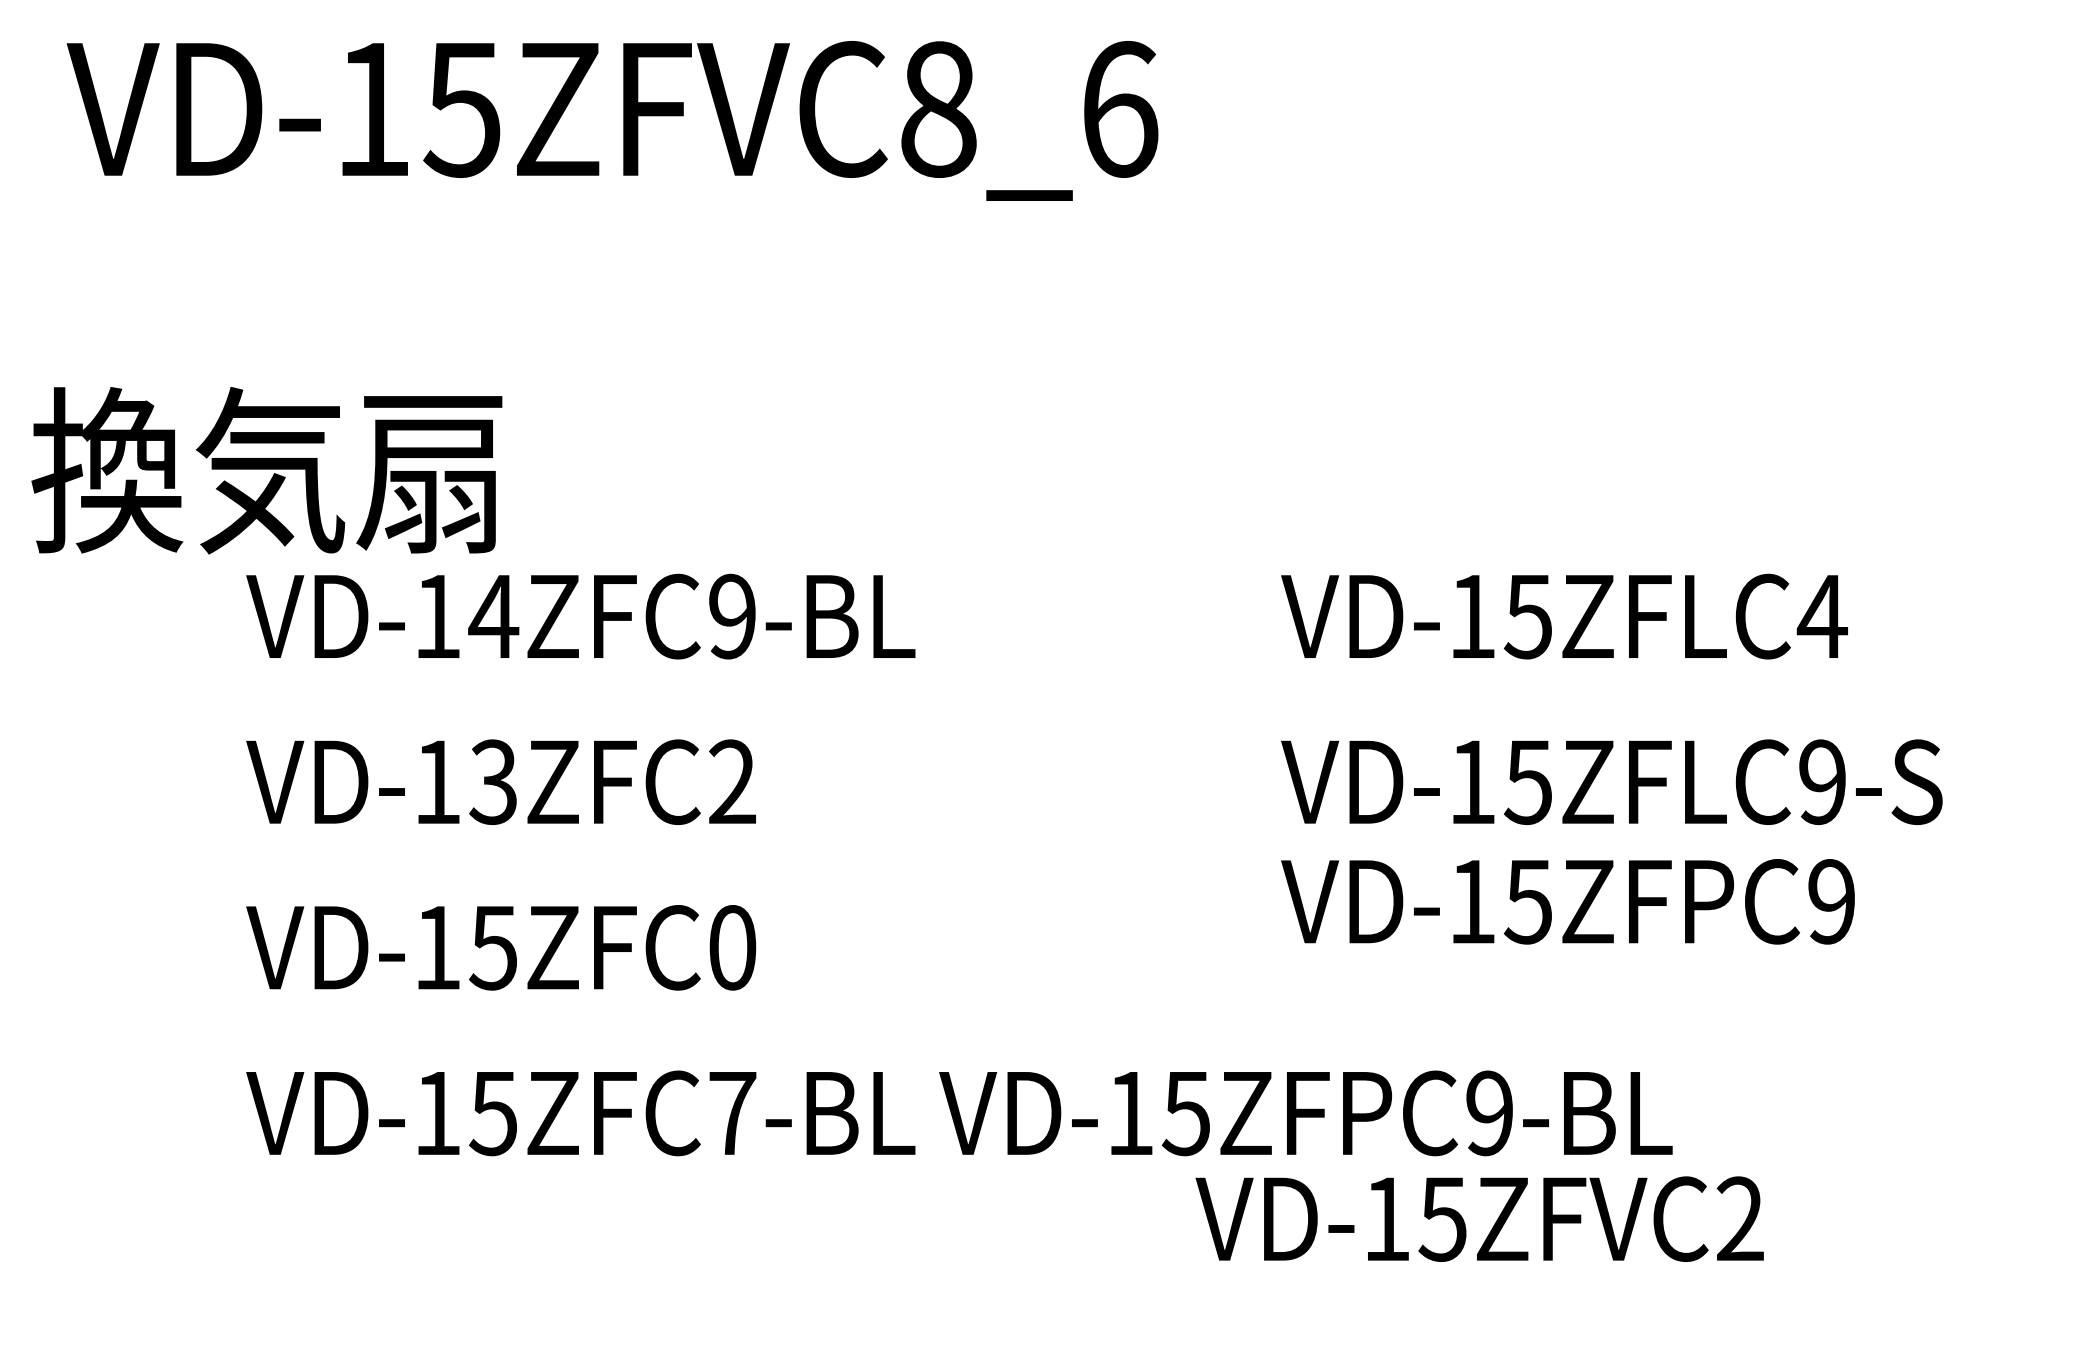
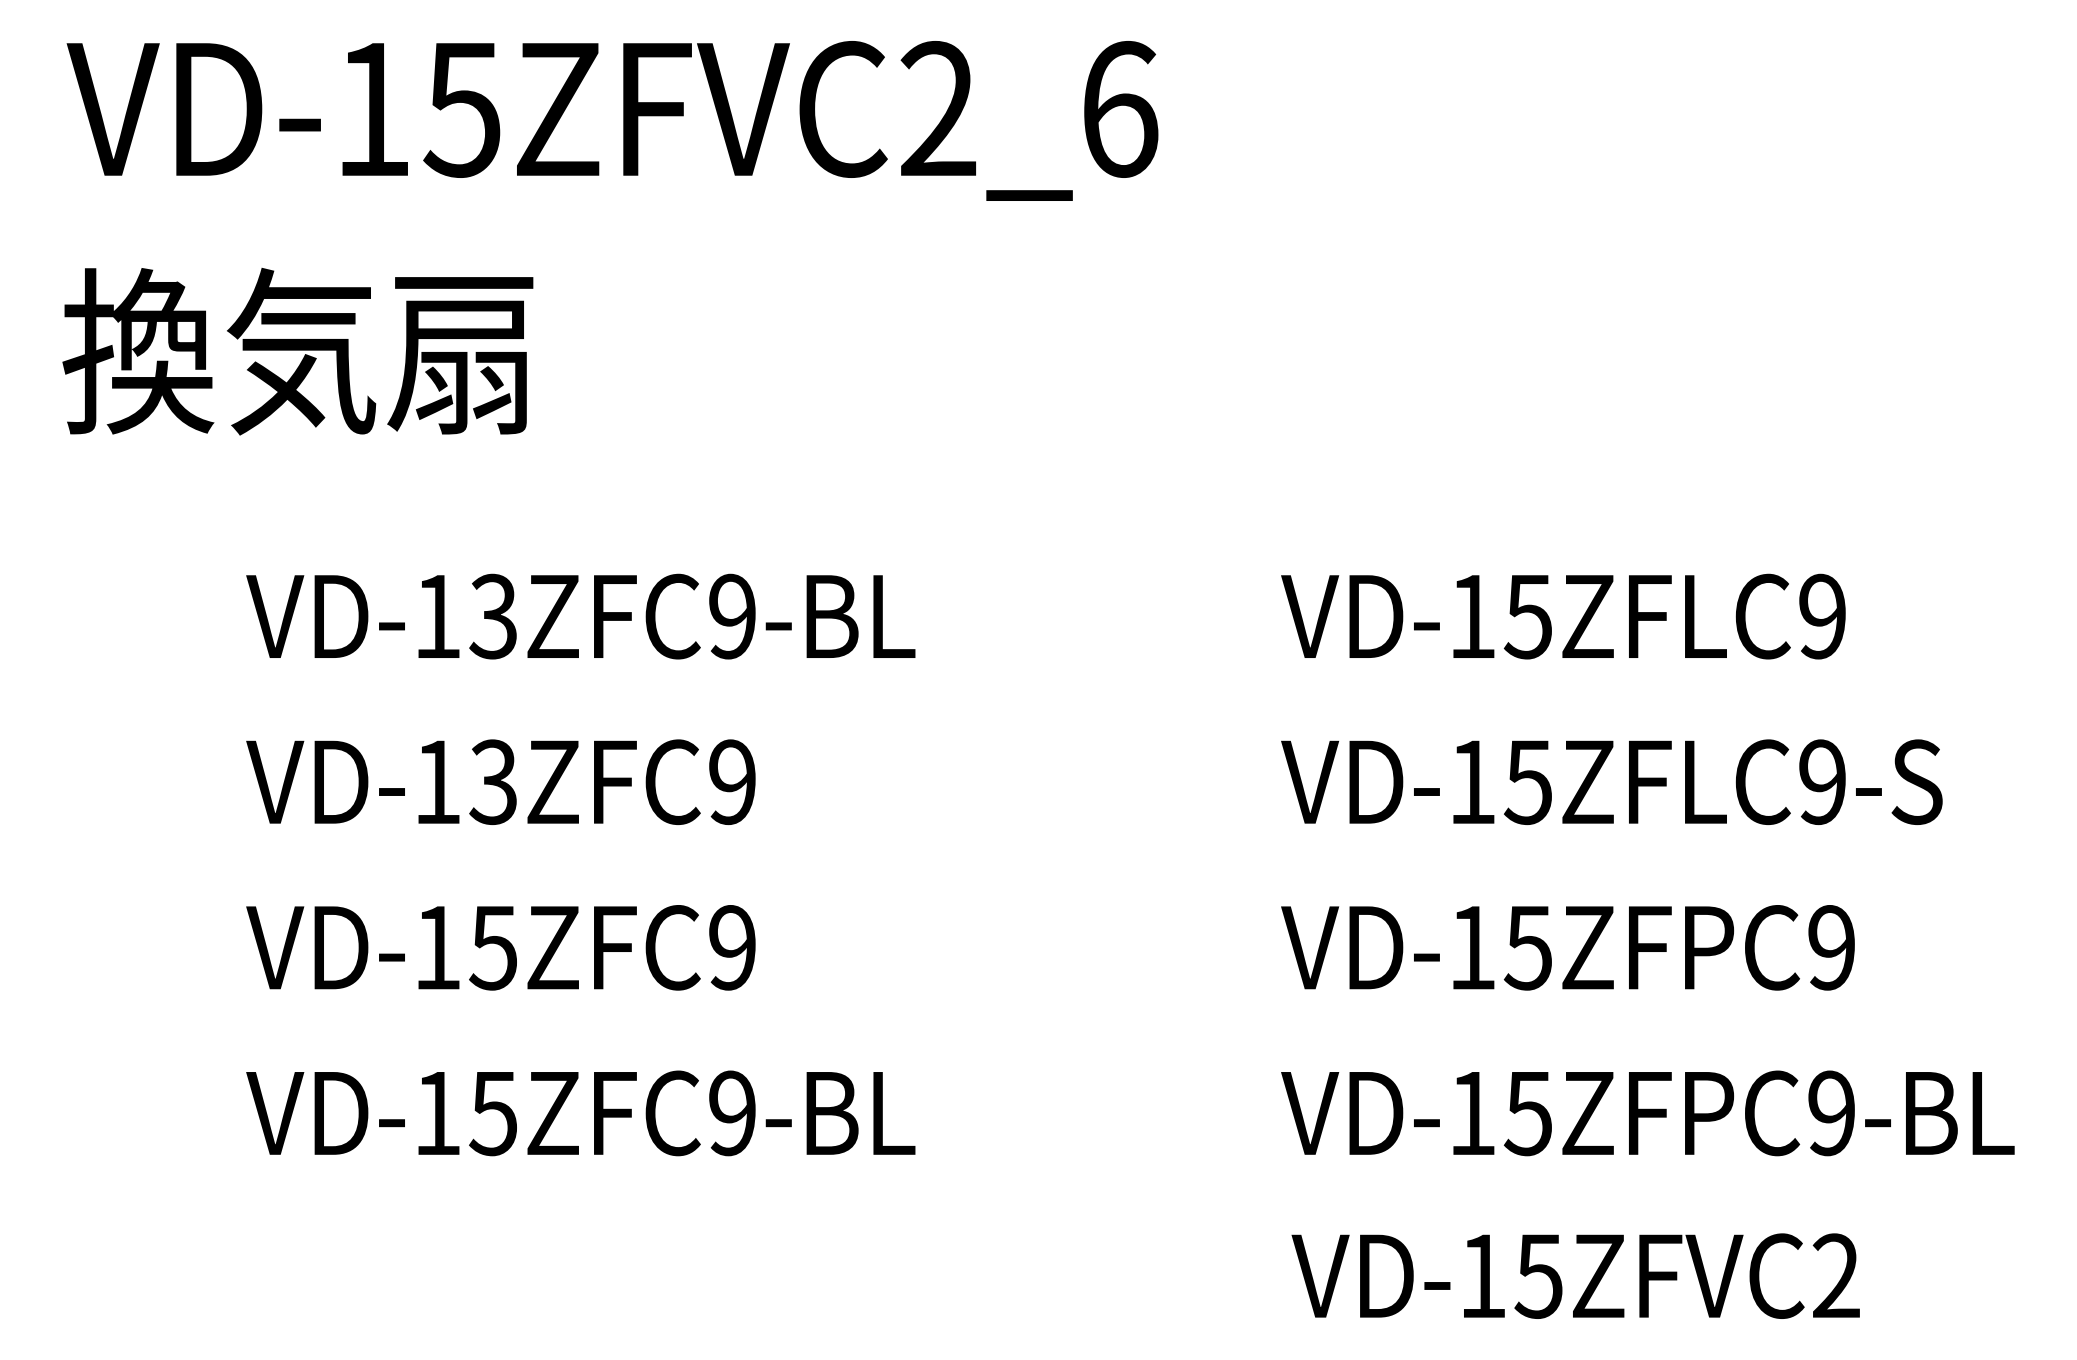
text: VD-15ZFVC8_6 -> VD-15ZFVC2_6 (938, 109)
text position: (266, 470) -> (297, 351) (297, 351)
text: VD-14ZFC9-BL -> VD-13ZFC9-BL (493, 616)
text: VD-15ZFLC4 -> VD-15ZFLC9 (1821, 616)
text: VD-13ZFC2 -> VD-13ZFC9 (732, 782)
text position: (1567, 901) -> (1567, 947) (1567, 947)
text: VD-15ZFC0 -> VD-15ZFC9 (732, 947)
text: VD-15ZFC7-BL -> VD-15ZFC9-BL (732, 1113)
text position: (1305, 1113) -> (1647, 1113) (1647, 1113)
text position: (1479, 1218) -> (1575, 1275) (1575, 1275)
